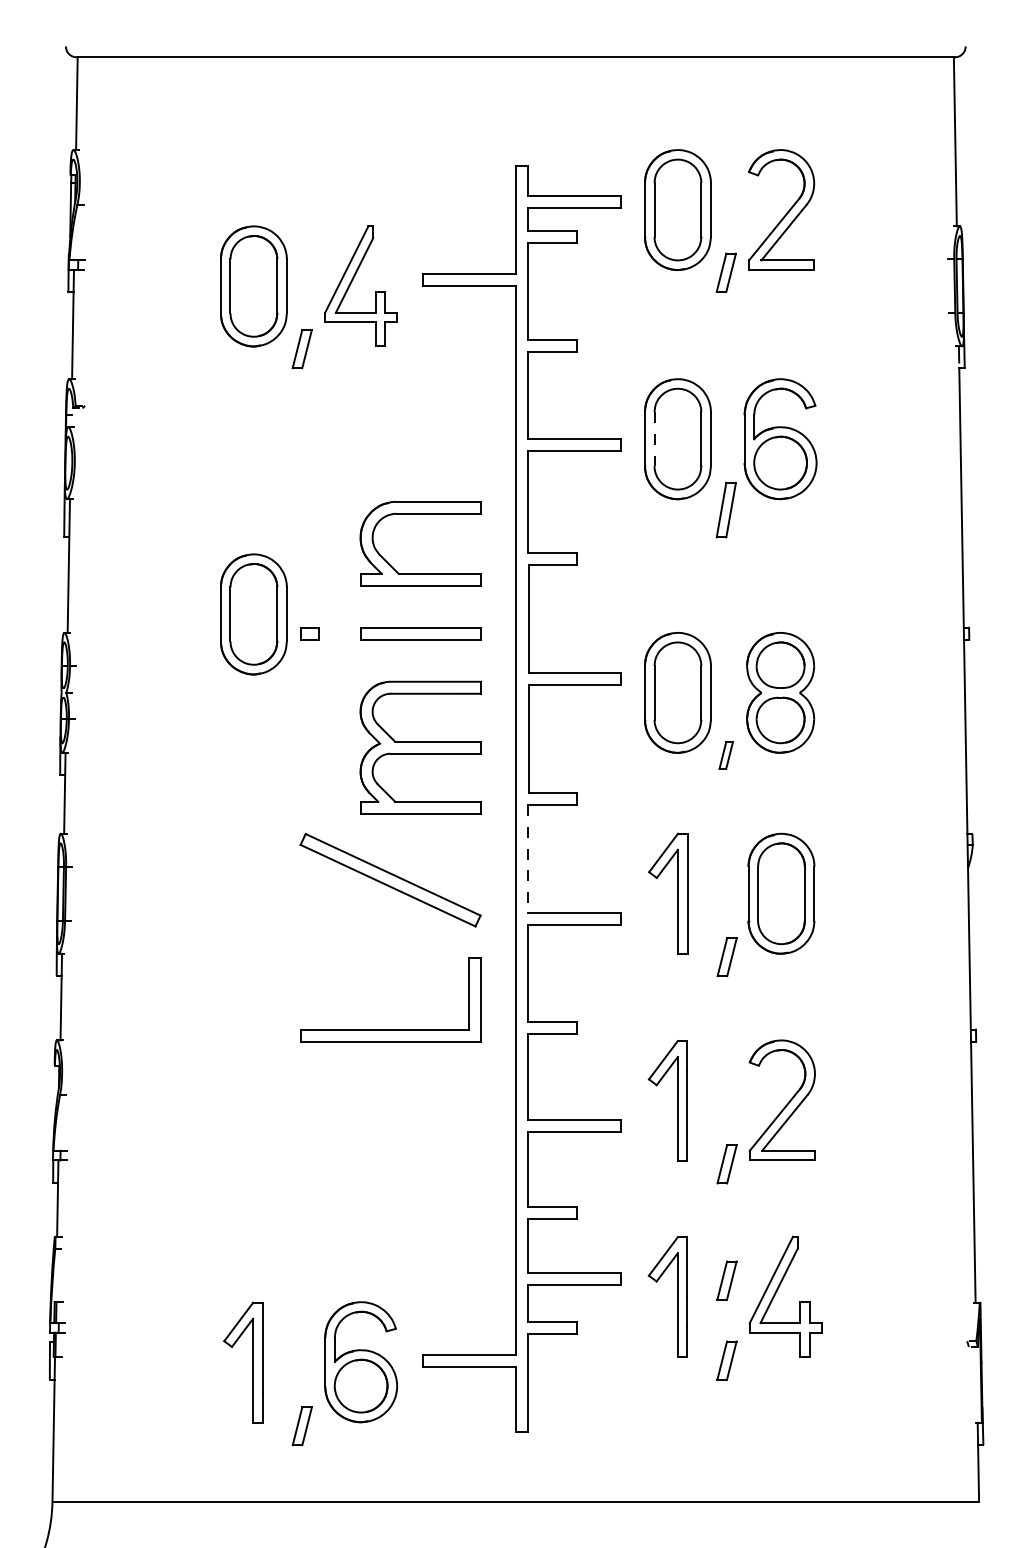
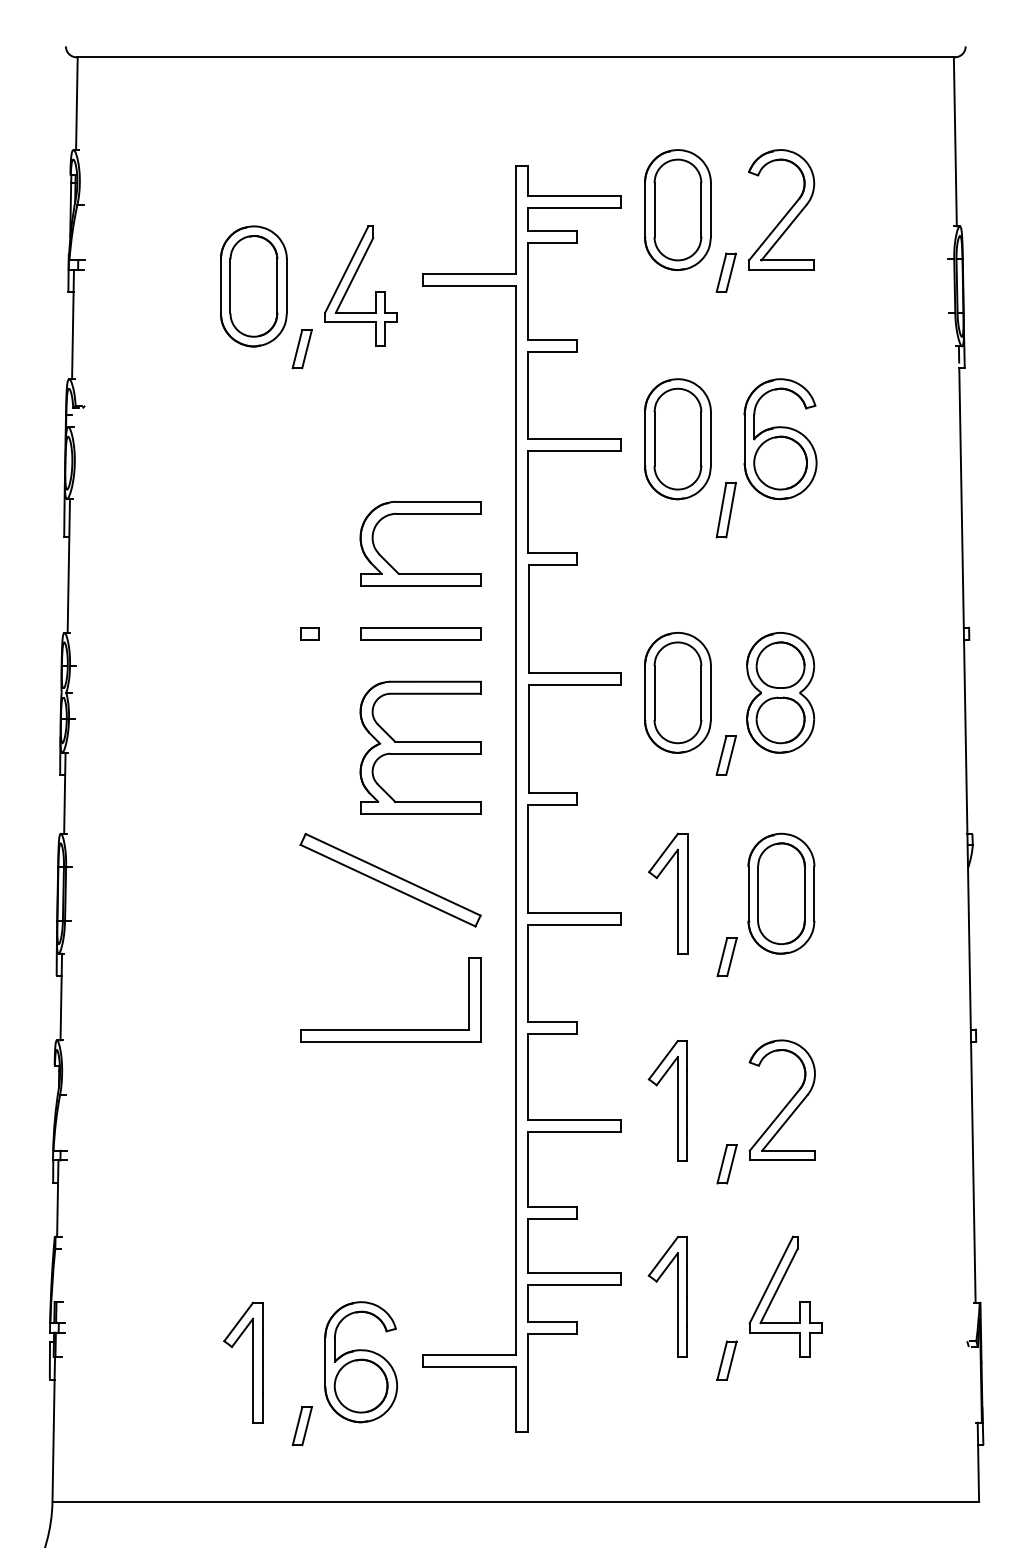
line: dashed -> solid (654, 439)
part: present -> none (253, 614)
part size: 16x29 px -> 22x41 px (725, 755)
line: dashed -> solid (528, 858)
part: present -> none (726, 1280)
